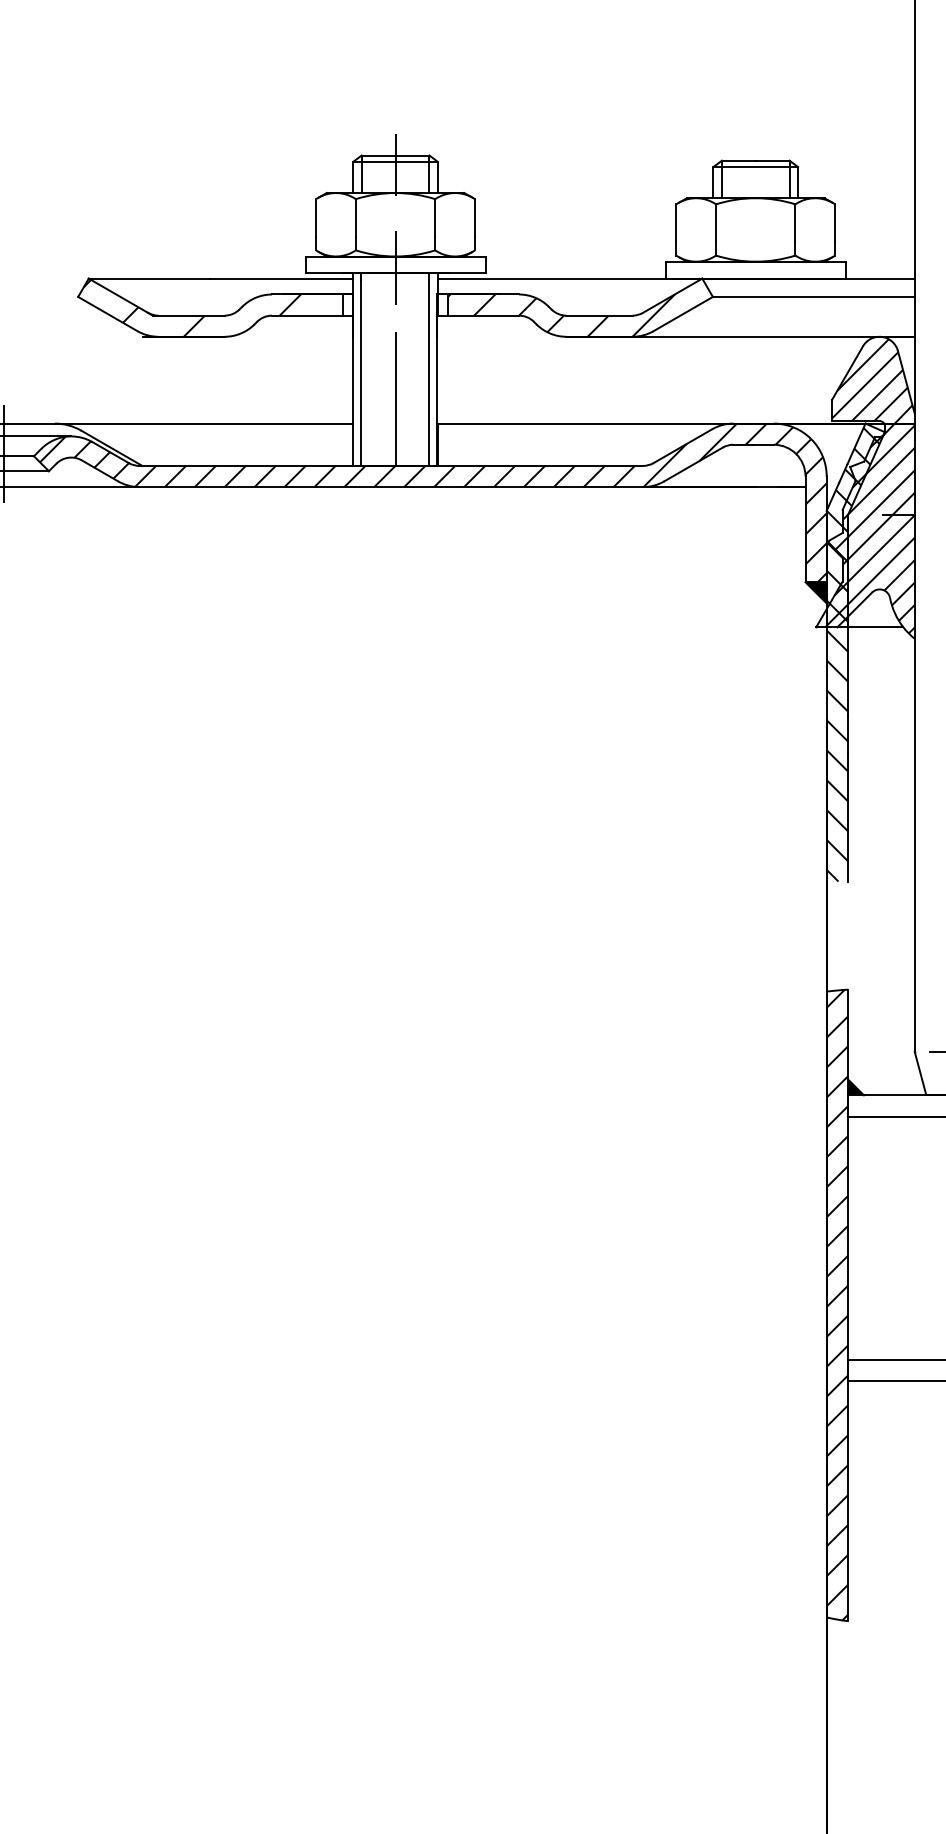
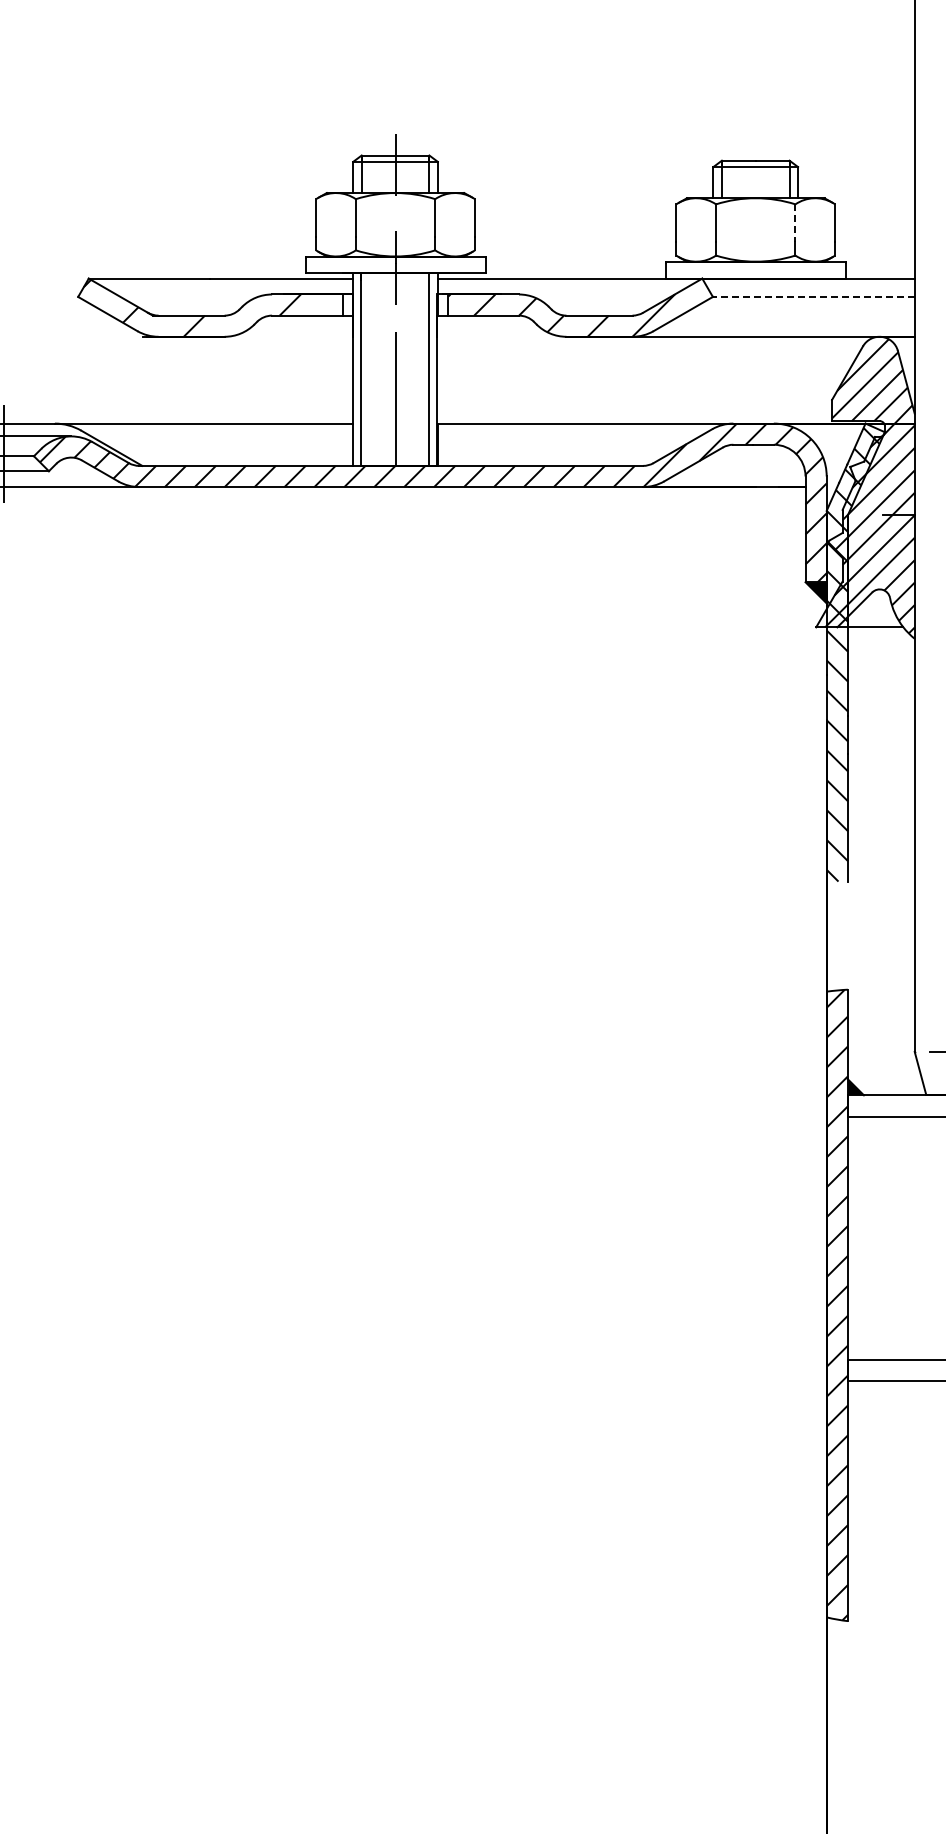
line: solid -> dashed (795, 223)
line: solid -> dashed (813, 296)
